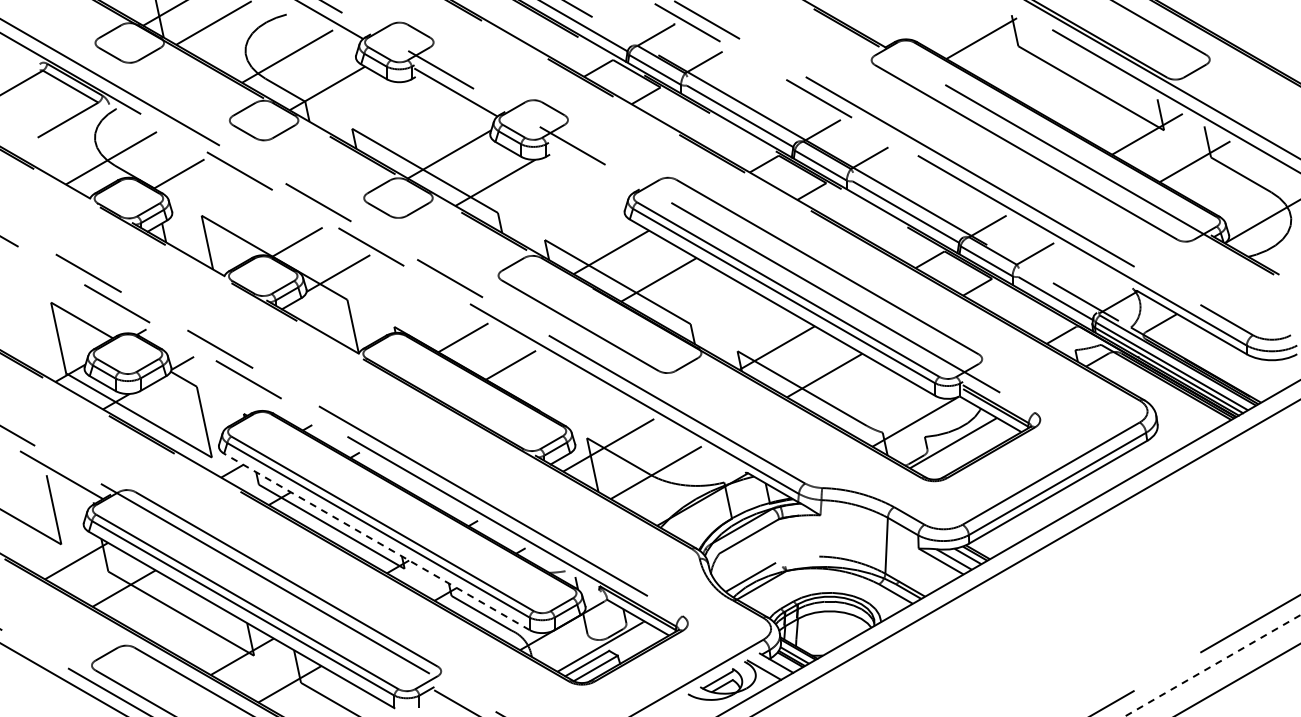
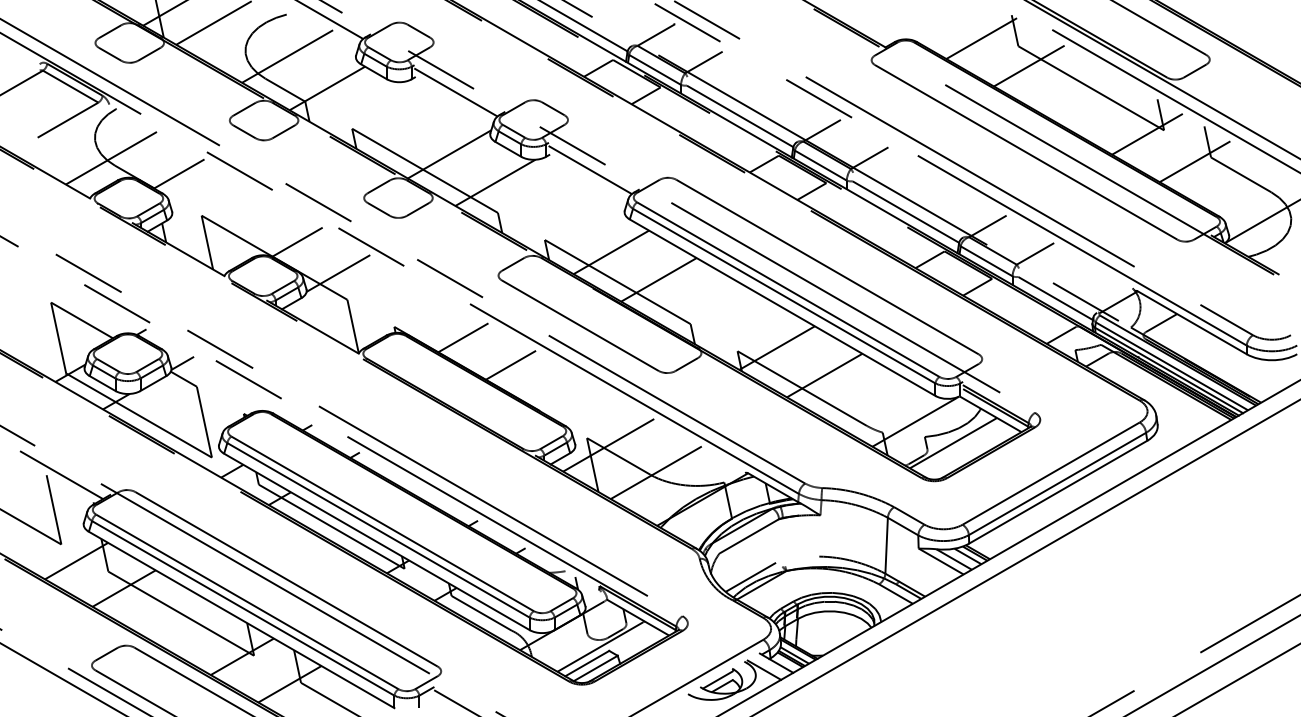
line: none -> present (1028, 65)
line: none -> present (589, 170)
line: dashed -> solid (376, 541)
line: dashed -> solid (1212, 665)
